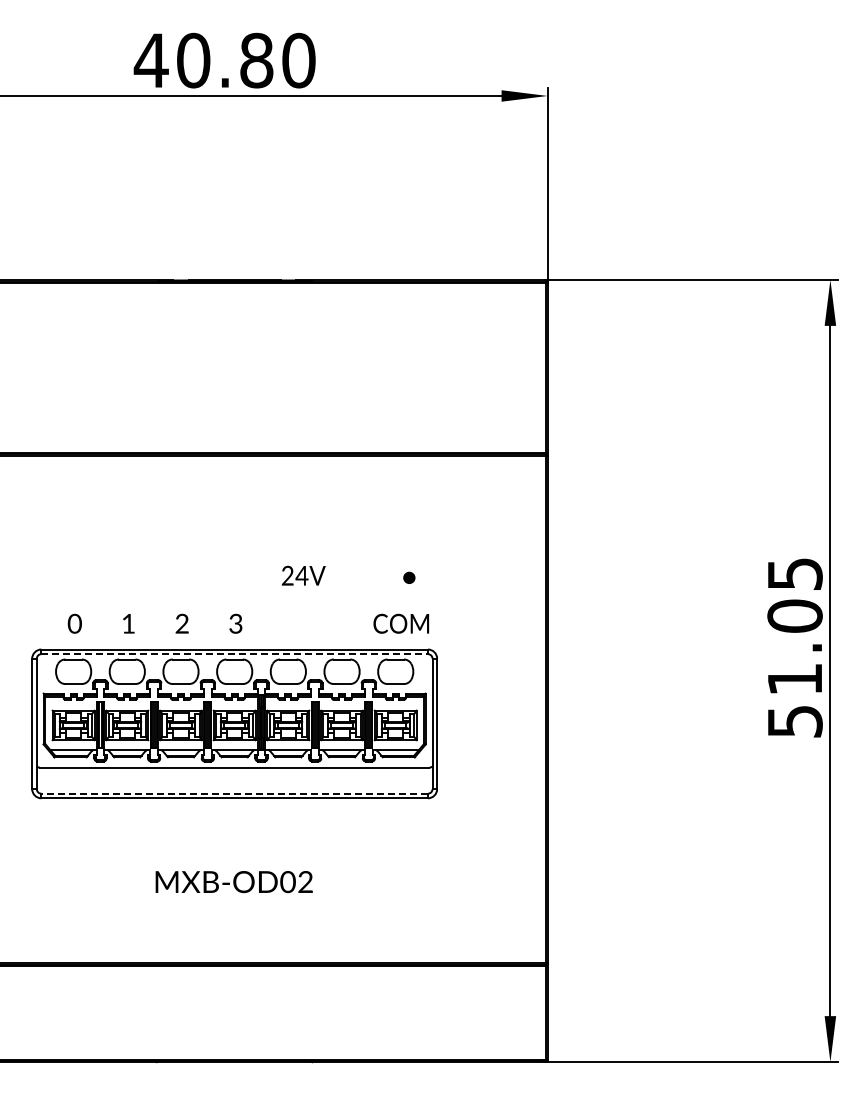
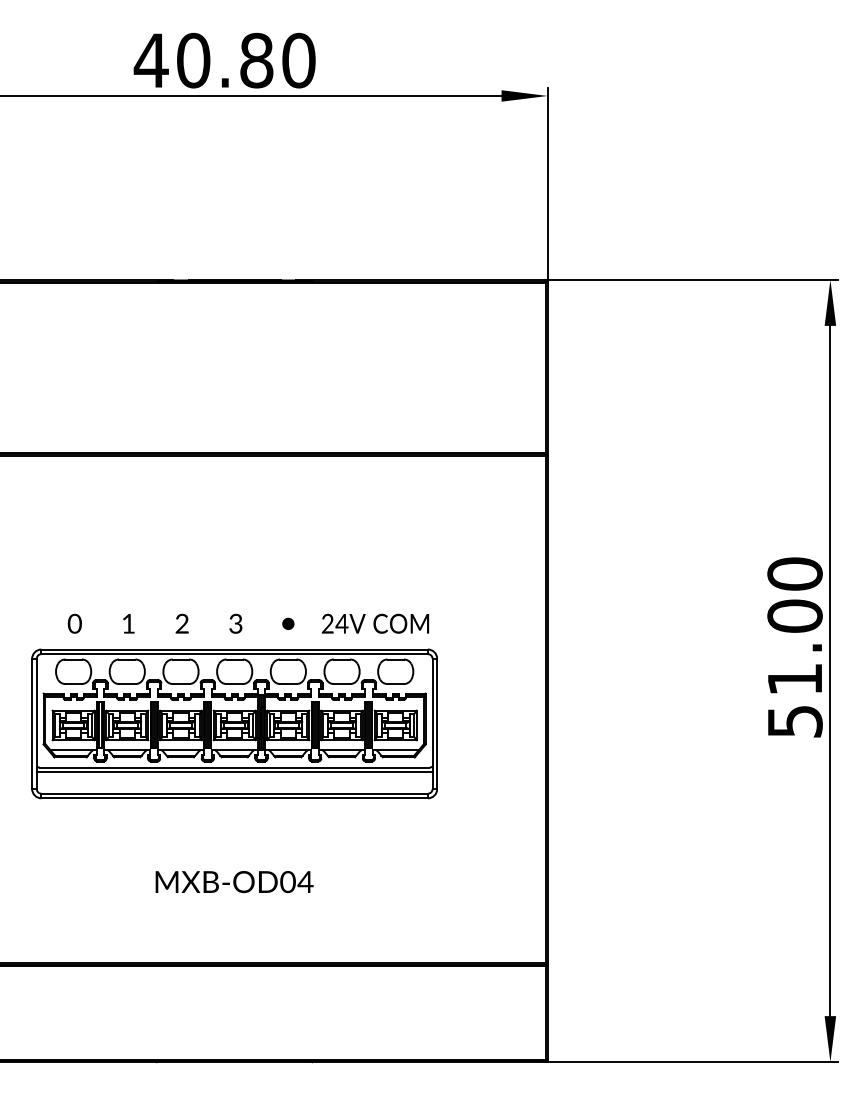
text: 51.05 -> 51.00 (794, 573)
text position: (303, 575) -> (343, 623) (343, 623)
part position: (409, 577) -> (288, 623) (288, 623)
line: dashed -> solid (235, 654)
line: none -> present (234, 772)
line: dashed -> solid (234, 793)
text: MXB-OD02 -> MXB-OD04 (305, 881)
